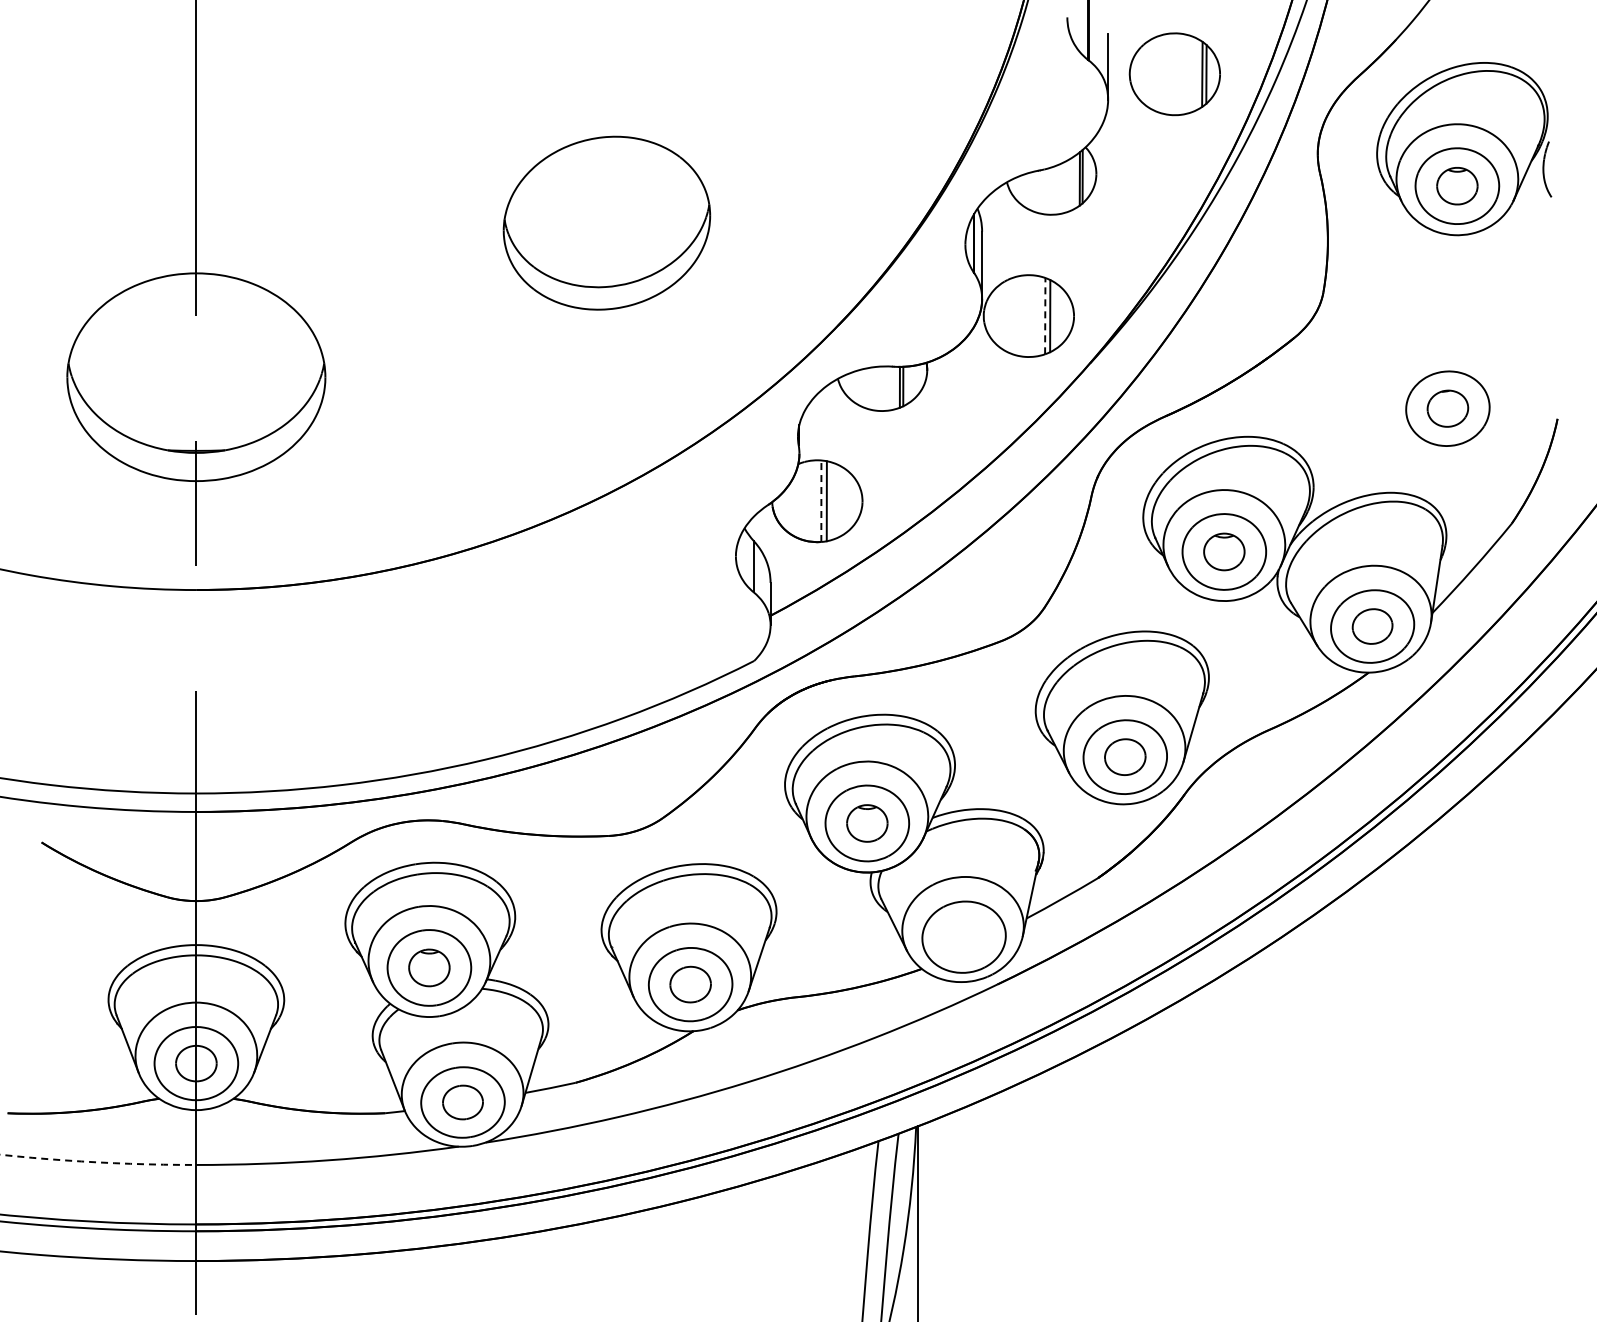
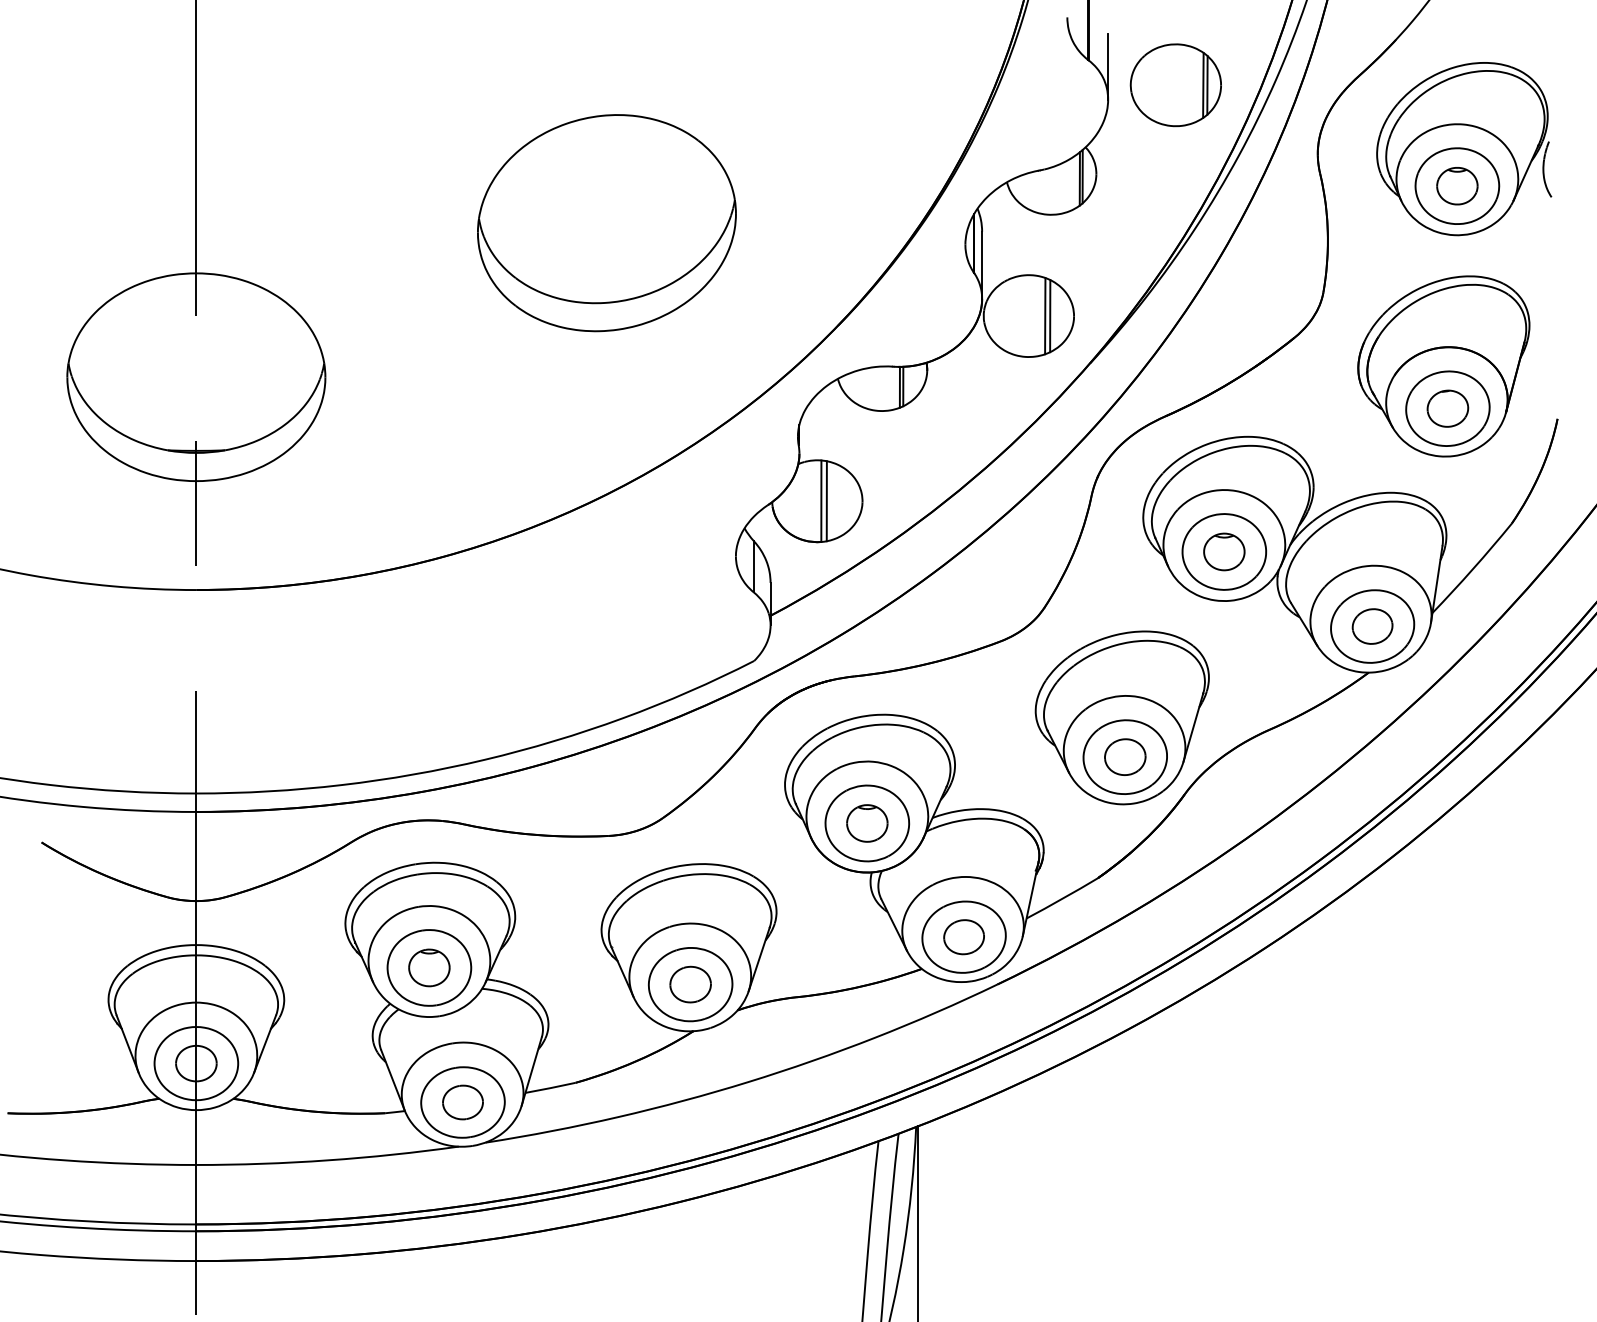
part position: (1174, 74) -> (1175, 85) (1175, 85)
part size: 210x176 px -> 260x219 px (606, 223)
line: dashed -> solid (1045, 315)
part: none -> present (1443, 366)
line: dashed -> solid (821, 501)
part: none -> present (963, 937)
arc: dashed -> solid (97, 1162)
